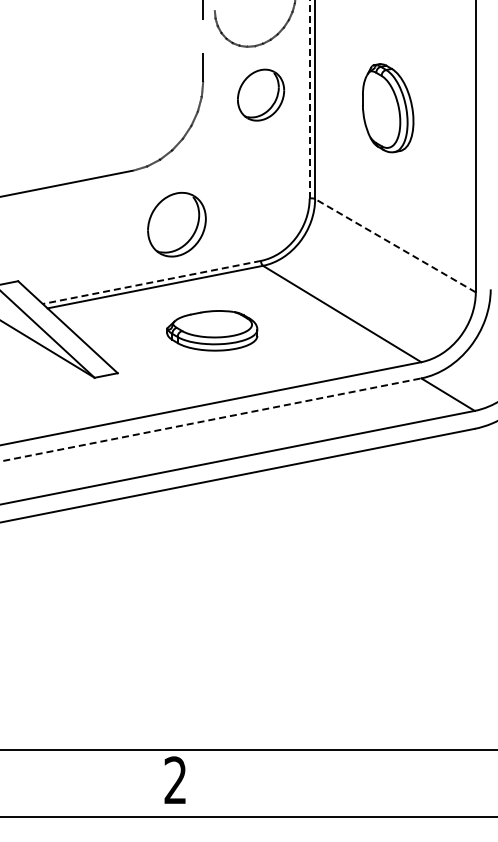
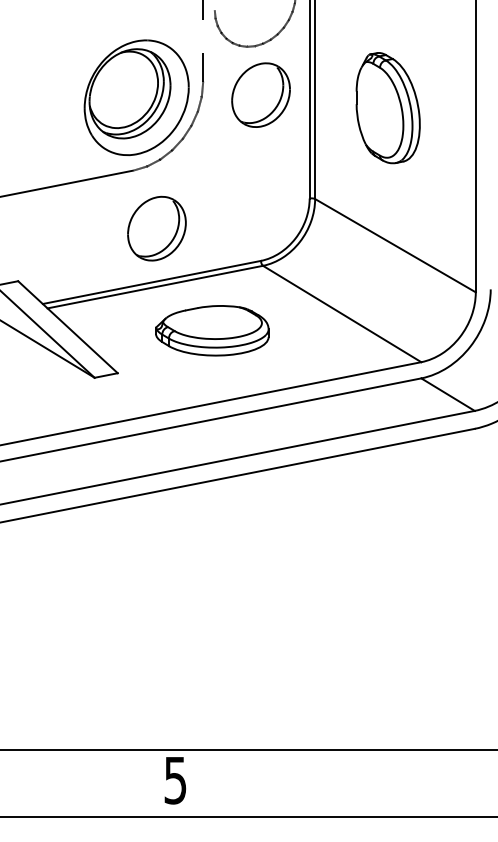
part size: 49x54 px -> 60x66 px (260, 94)
part: none -> present (136, 97)
line: dashed -> solid (309, 99)
part size: 53x91 px -> 66x113 px (387, 108)
part position: (176, 224) -> (156, 228) (156, 228)
line: dashed -> solid (395, 245)
line: dashed -> solid (151, 282)
part size: 93x42 px -> 115x52 px (212, 330)
line: dashed -> solid (211, 419)
text: 2 -> 5 (175, 780)
